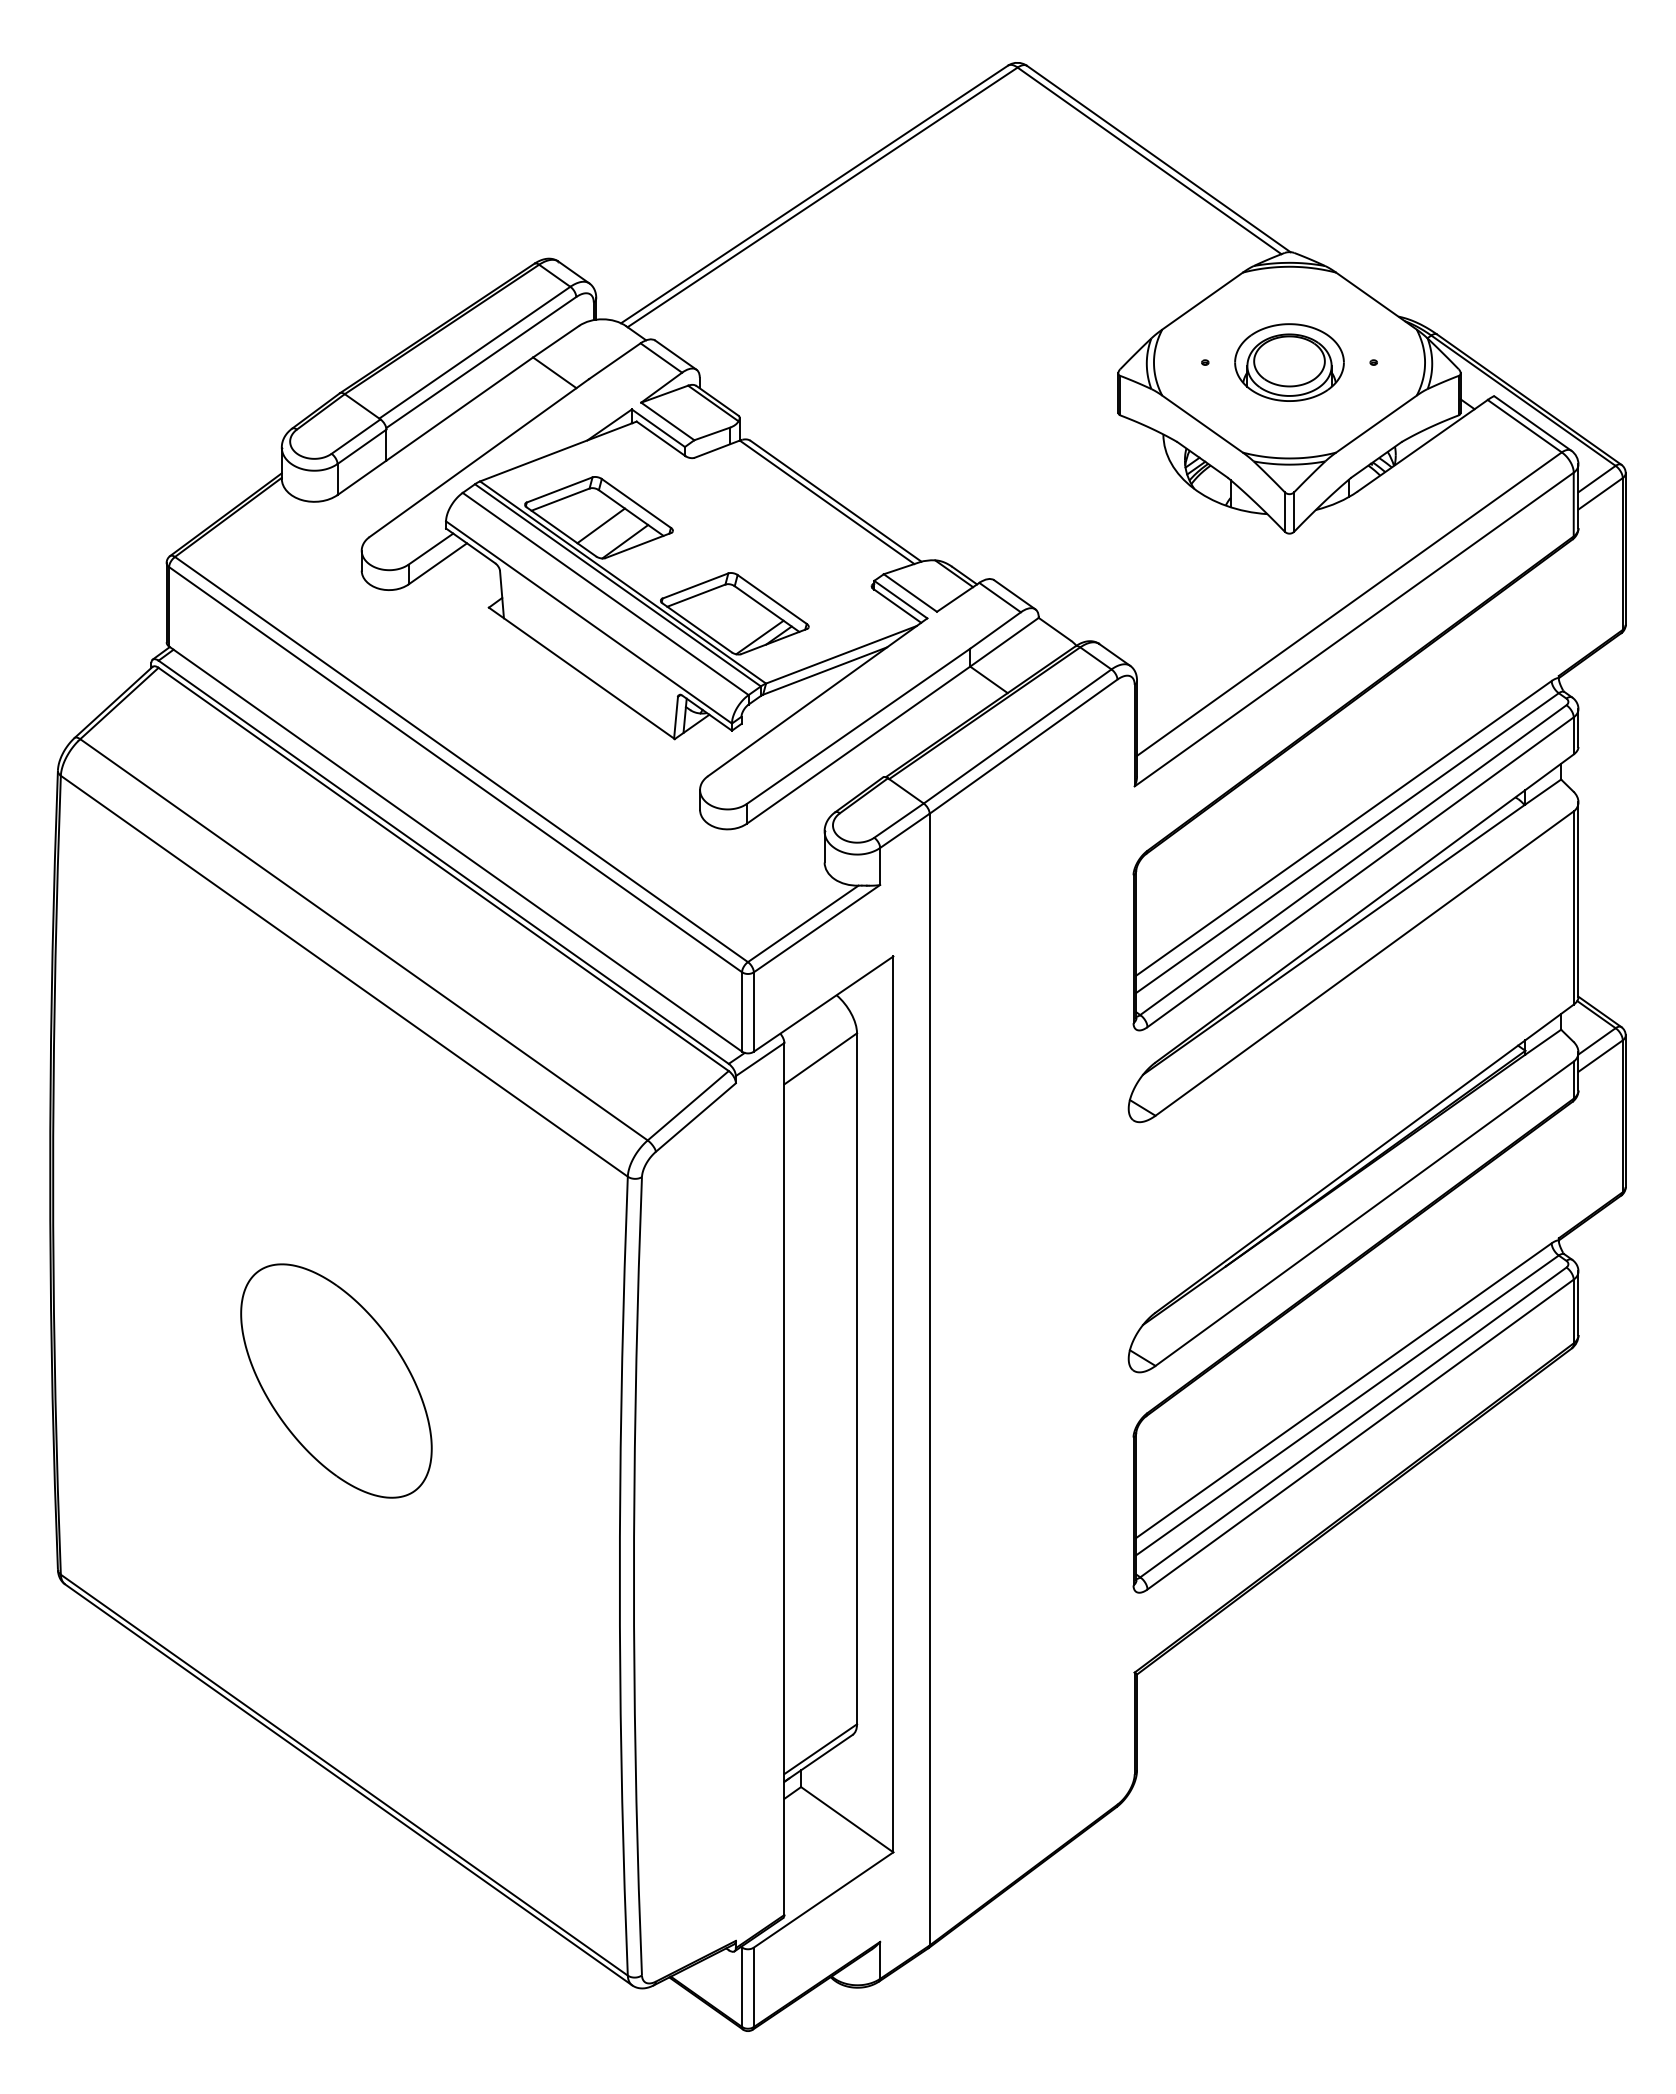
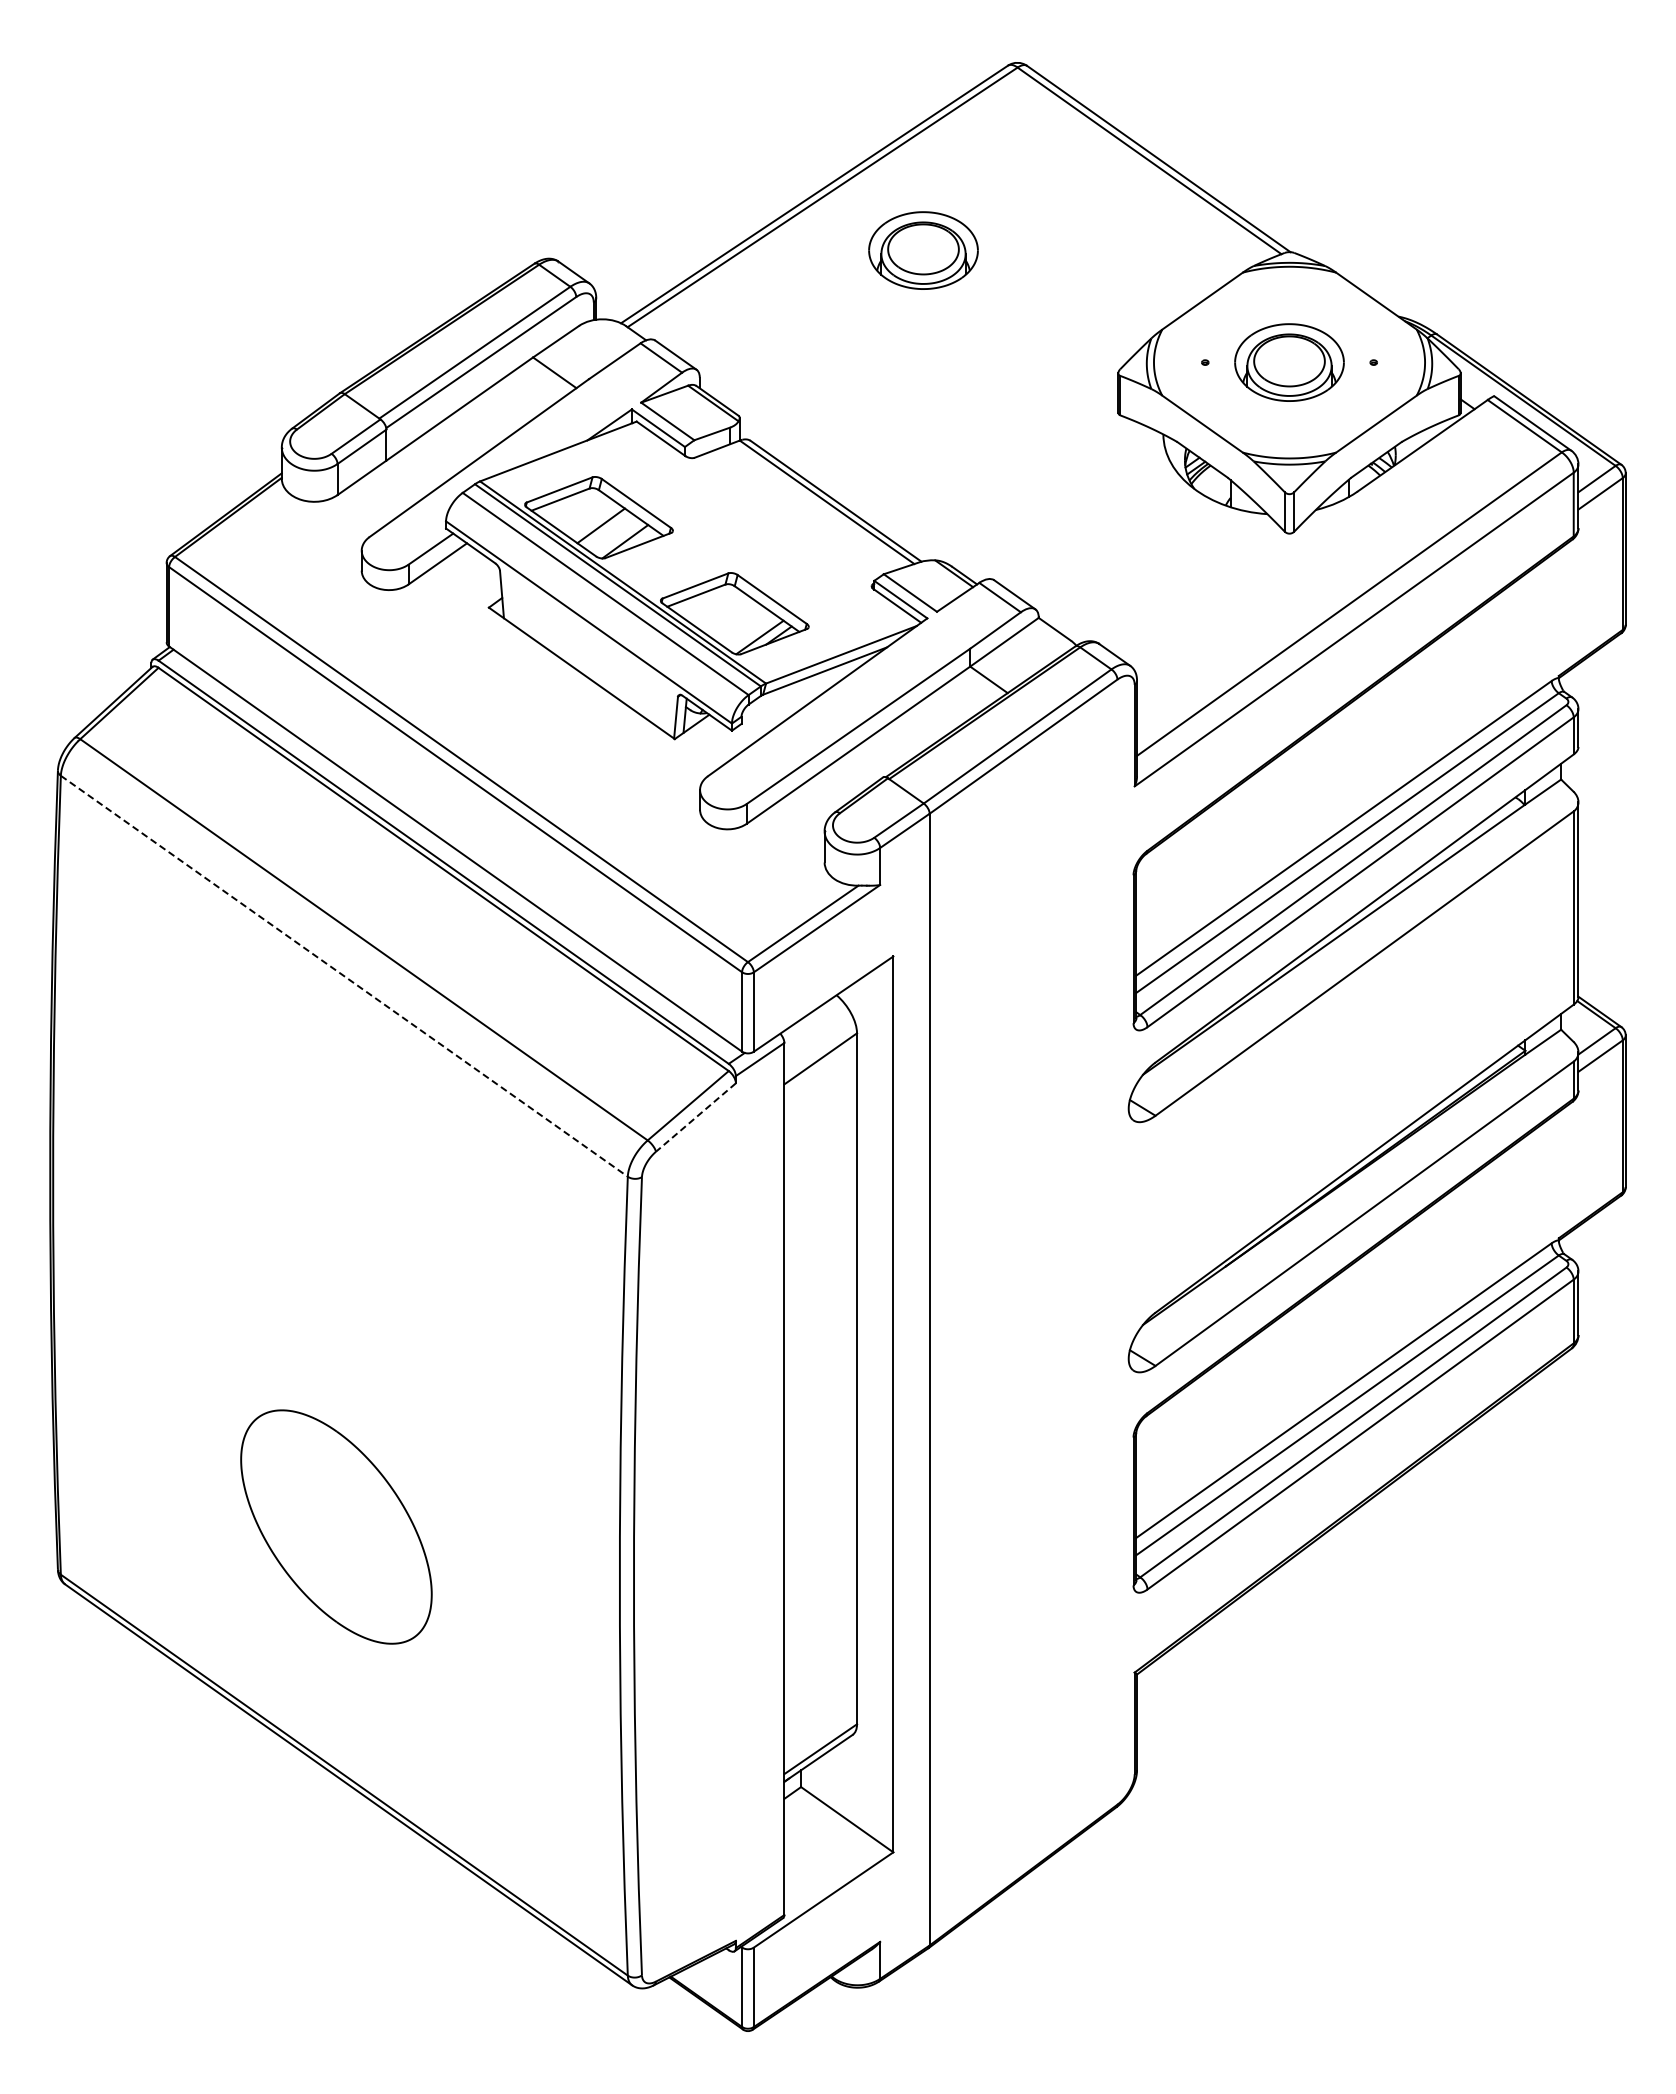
part: none -> present (923, 250)
line: solid -> dashed (344, 976)
line: solid -> dashed (695, 1117)
part position: (336, 1380) -> (336, 1526) (336, 1526)
